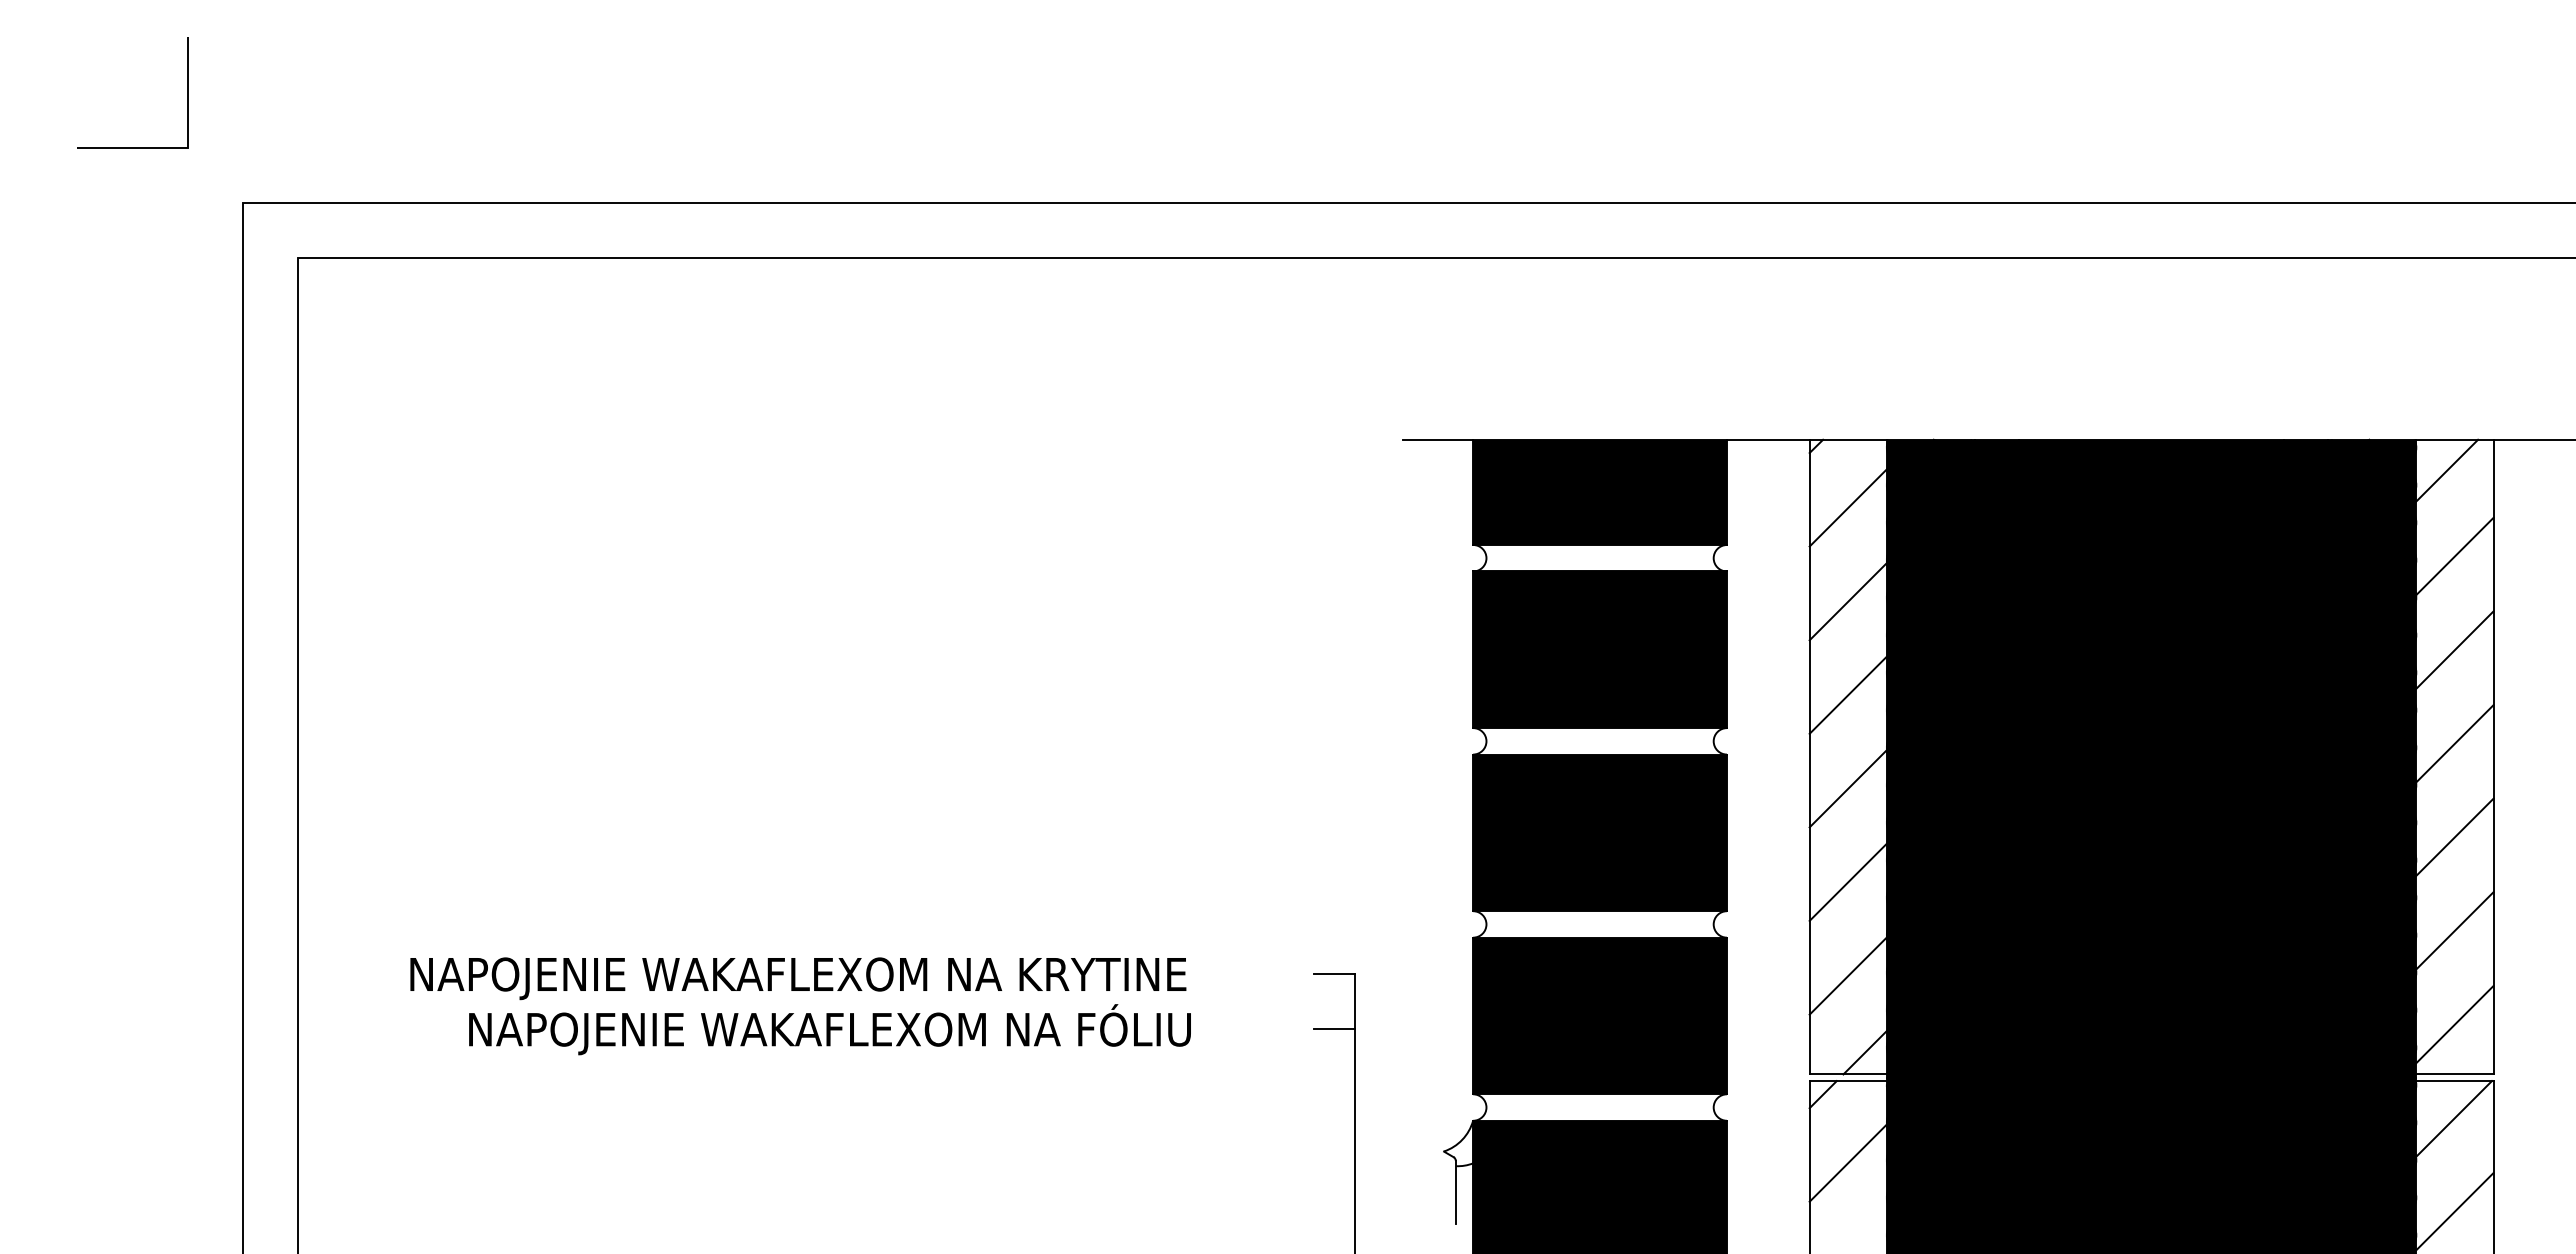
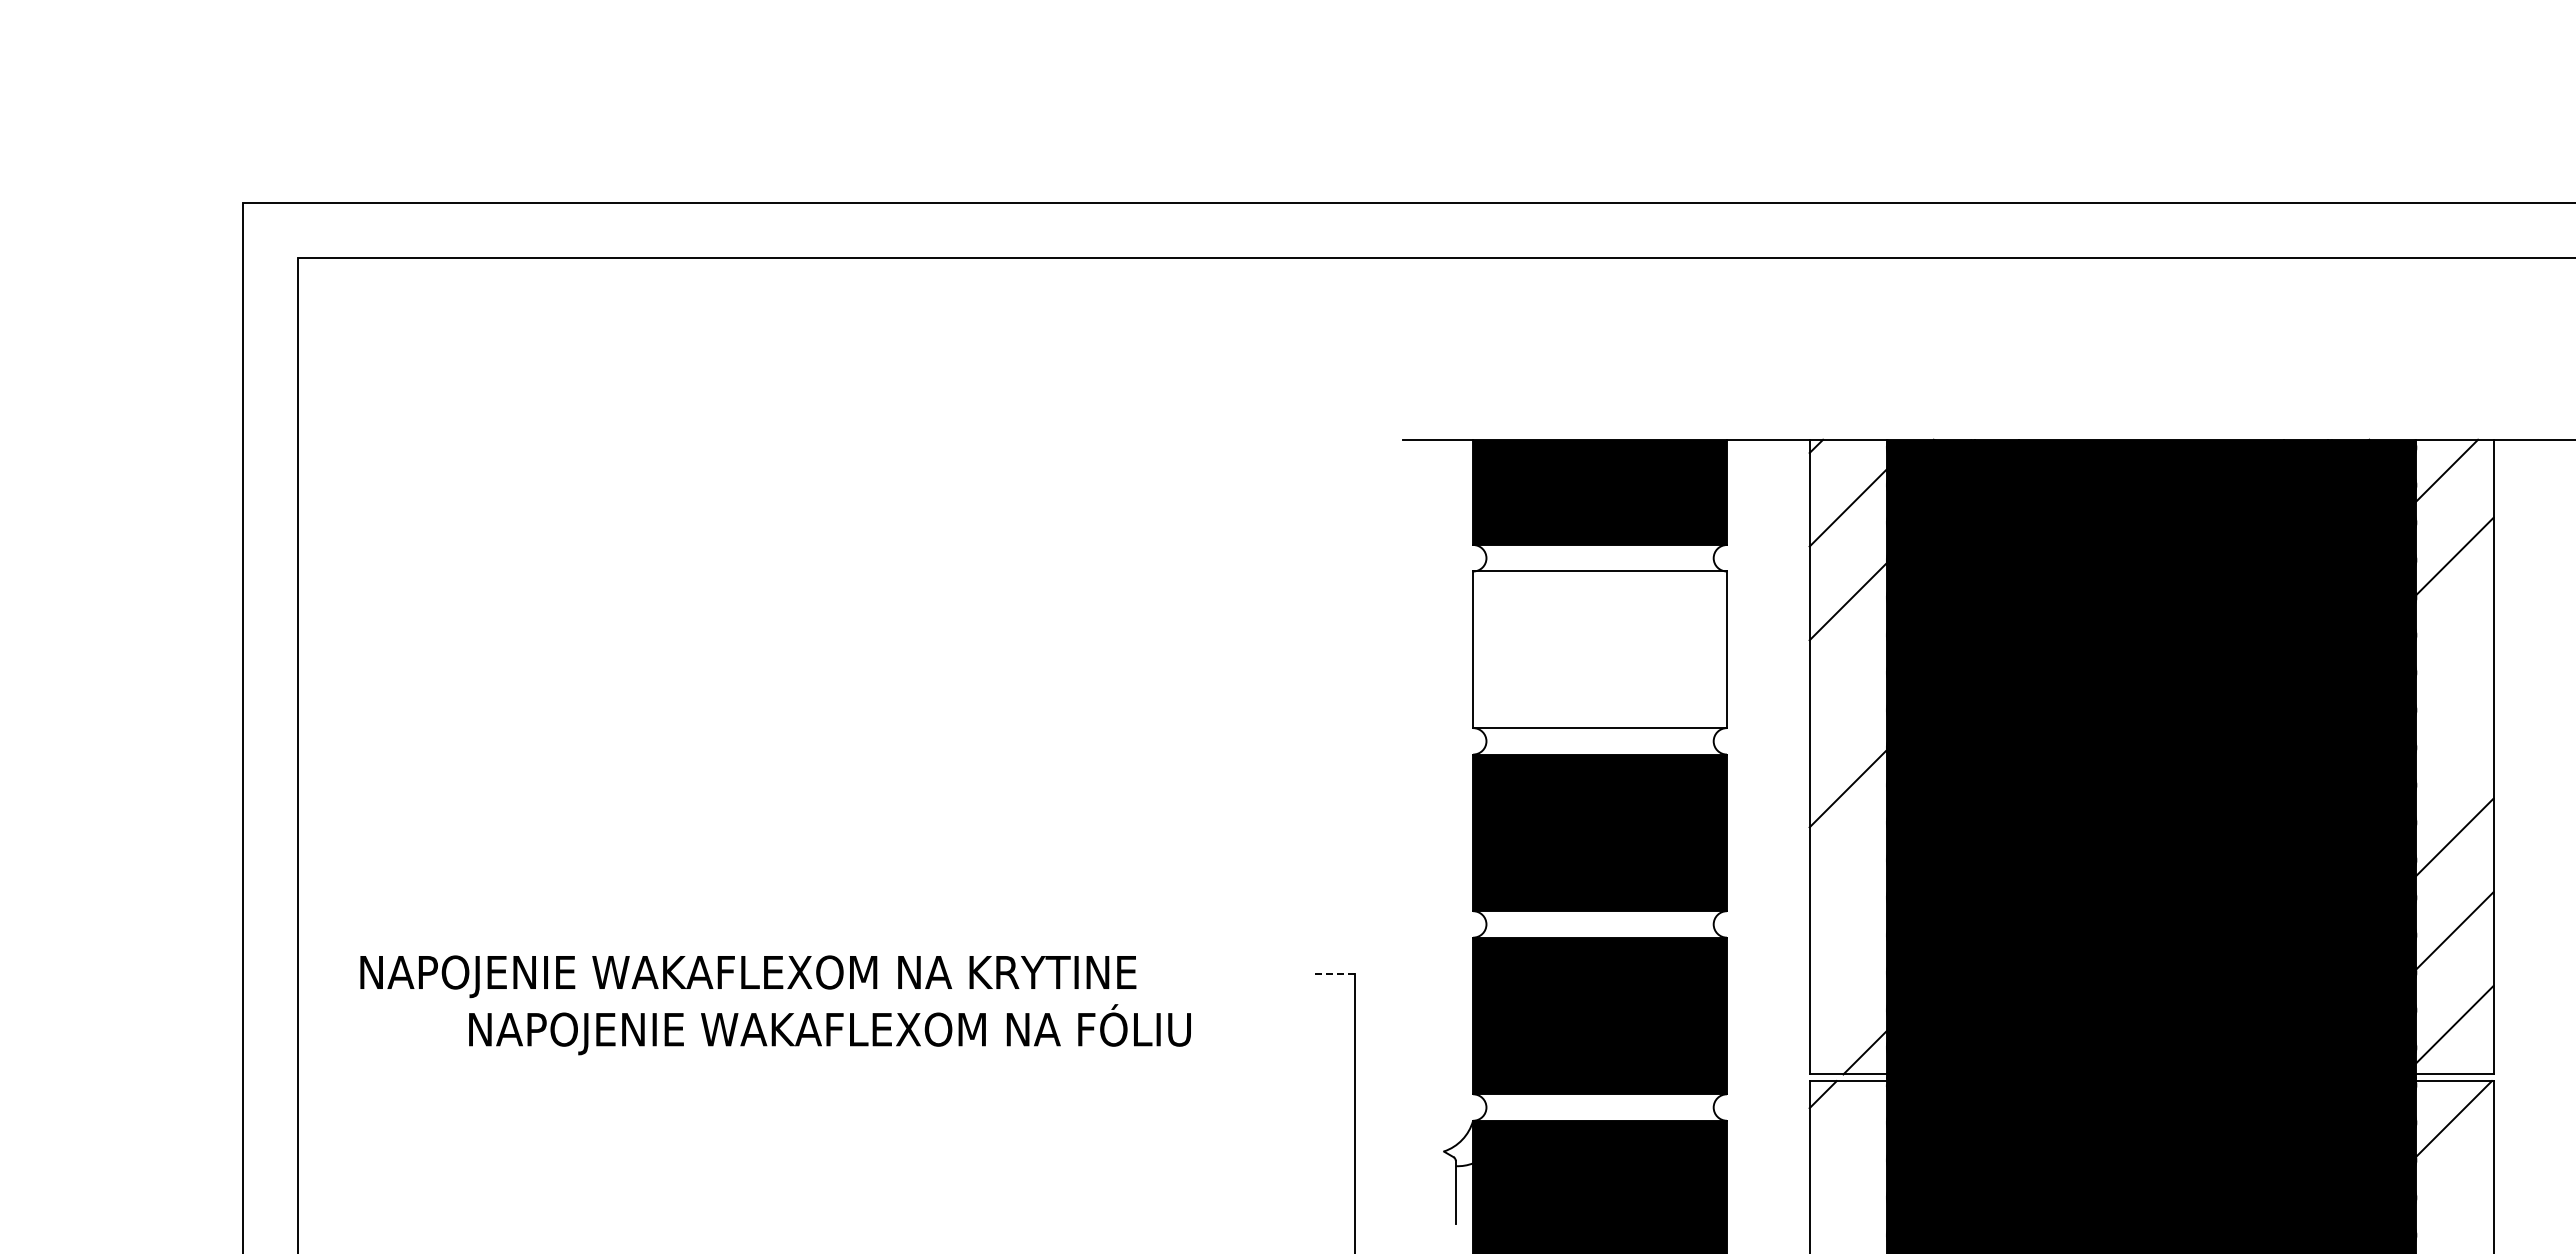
line: present -> none (187, 92)
fill: present -> none (1599, 649)
line: present -> none (2454, 649)
line: present -> none (1847, 694)
line: present -> none (2454, 743)
line: present -> none (1847, 881)
line: solid -> dashed (1333, 974)
line: present -> none (1847, 975)
text position: (798, 978) -> (748, 976) (748, 976)
line: present -> none (1333, 1029)
line: present -> none (1847, 1162)
line: present -> none (2454, 1211)
